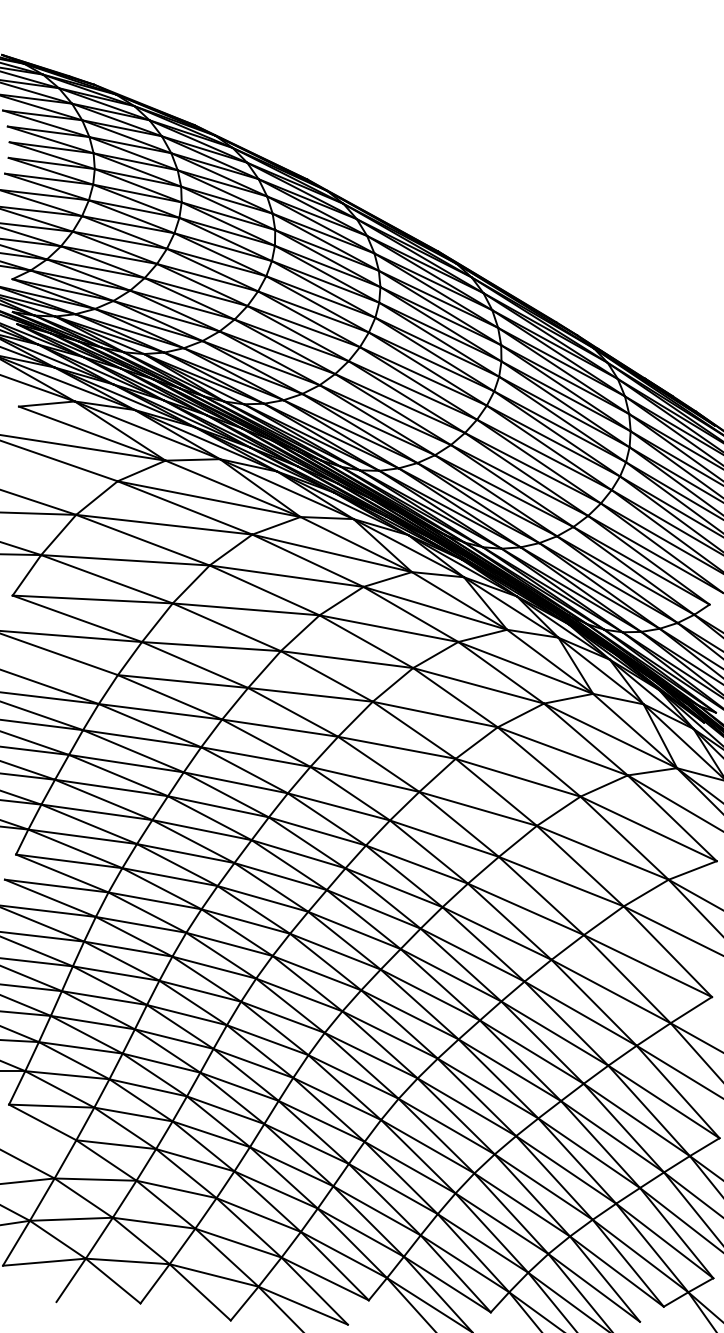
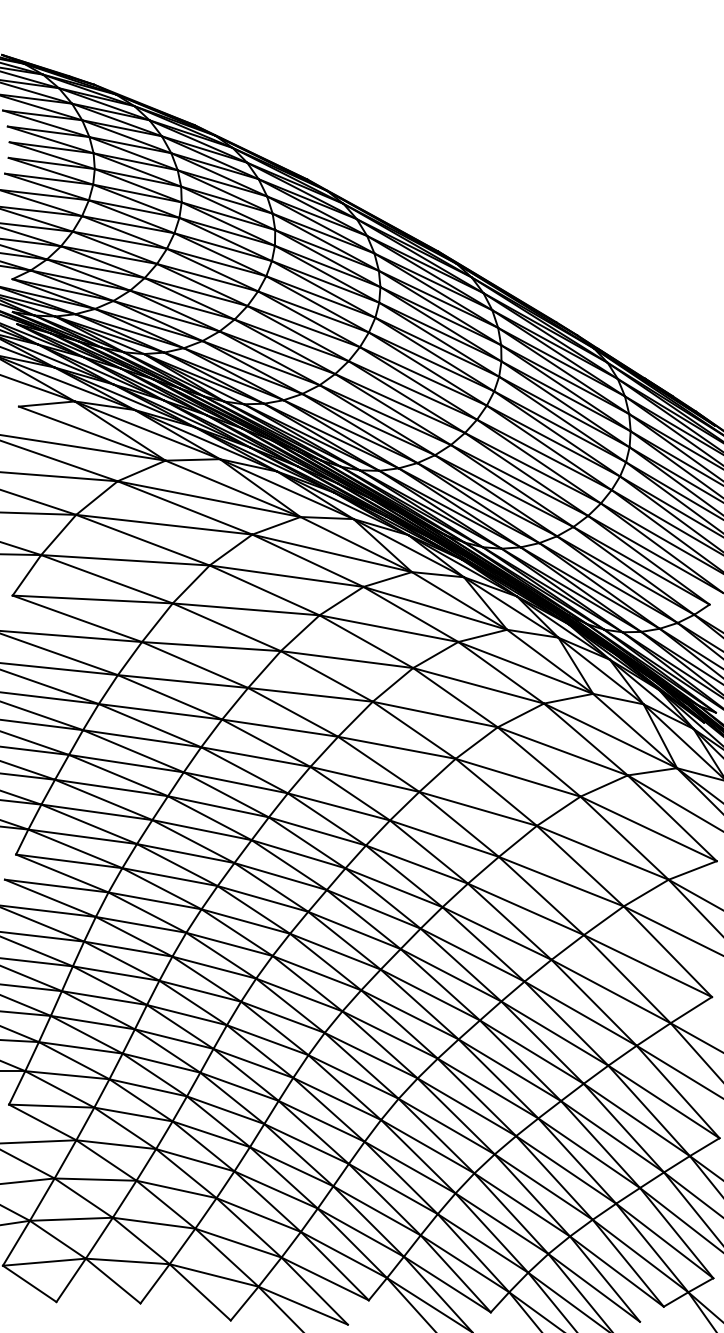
line: none -> present (59, 476)
line: none -> present (59, 669)
line: none -> present (39, 1141)
line: none -> present (29, 1283)
